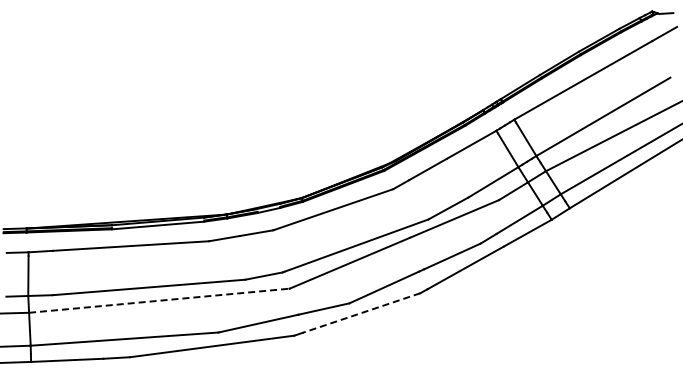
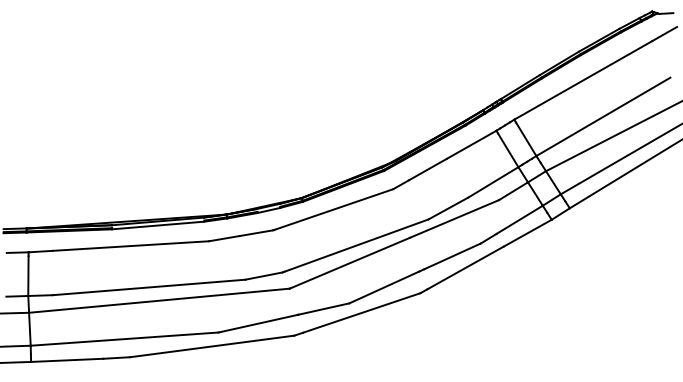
line: dashed -> solid (159, 300)
line: dashed -> solid (361, 313)
